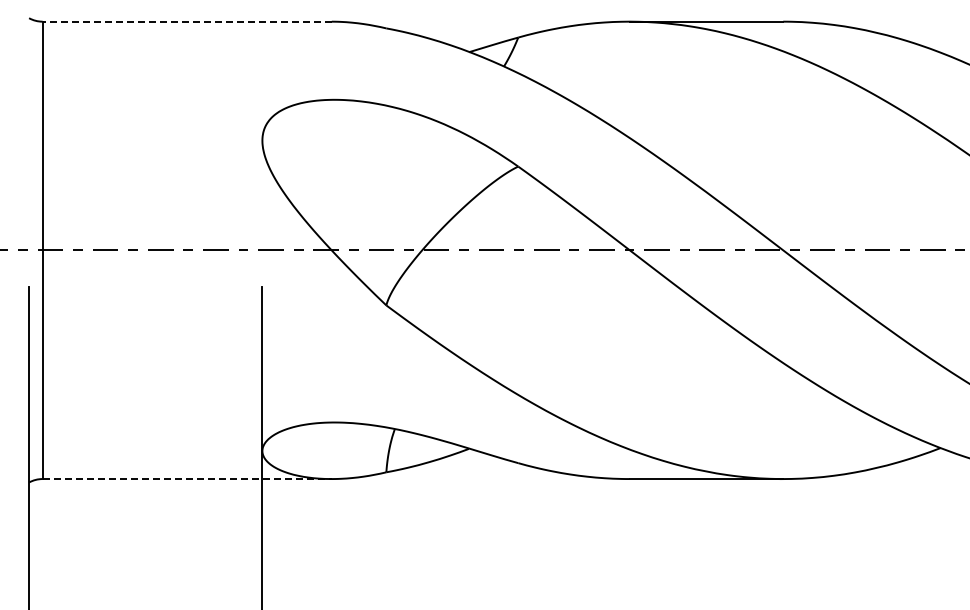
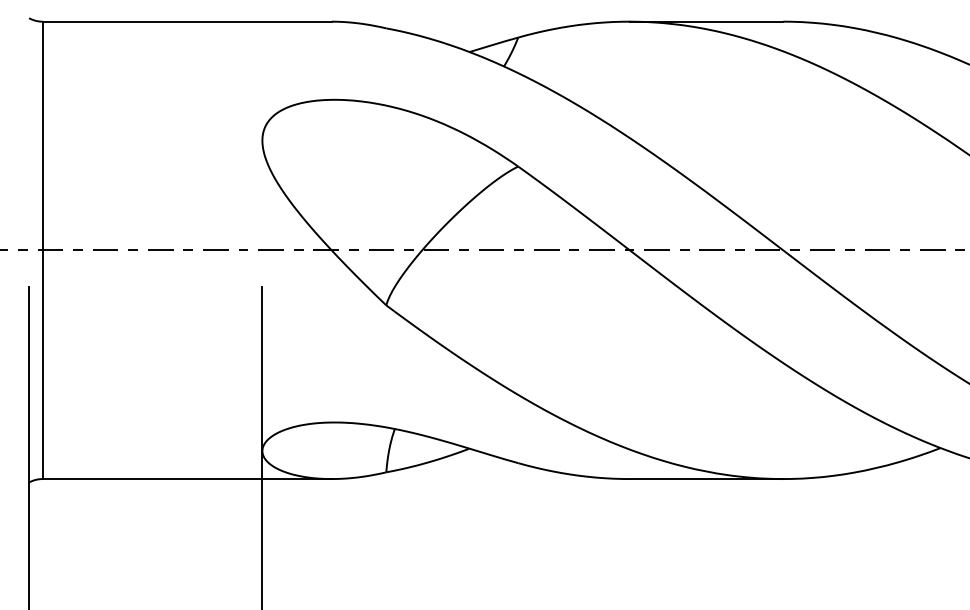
line: dashed -> solid (187, 21)
line: dashed -> solid (187, 479)
